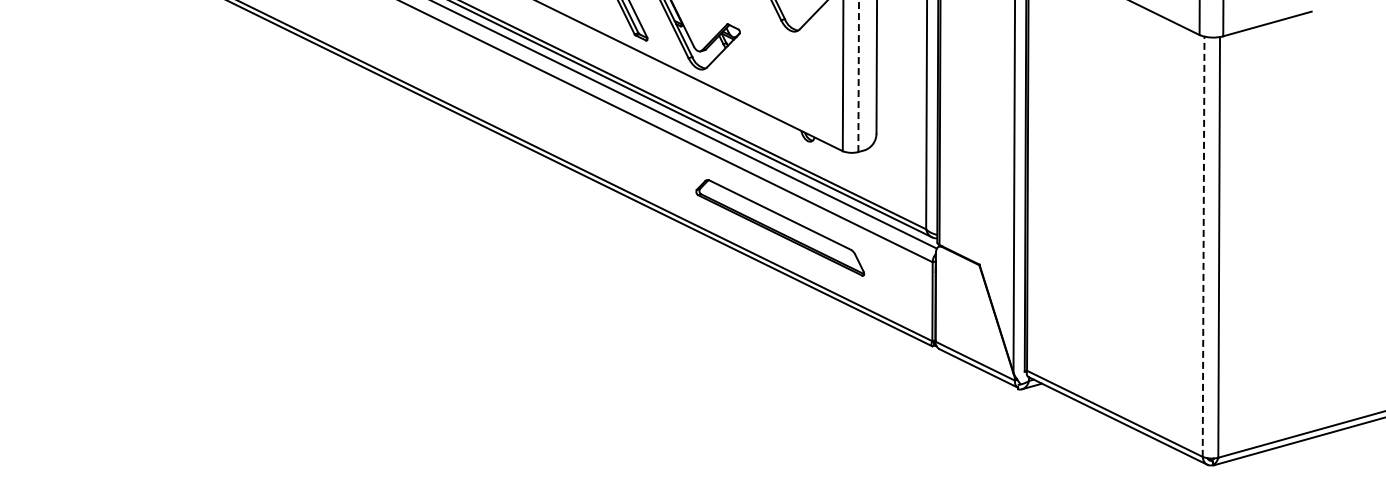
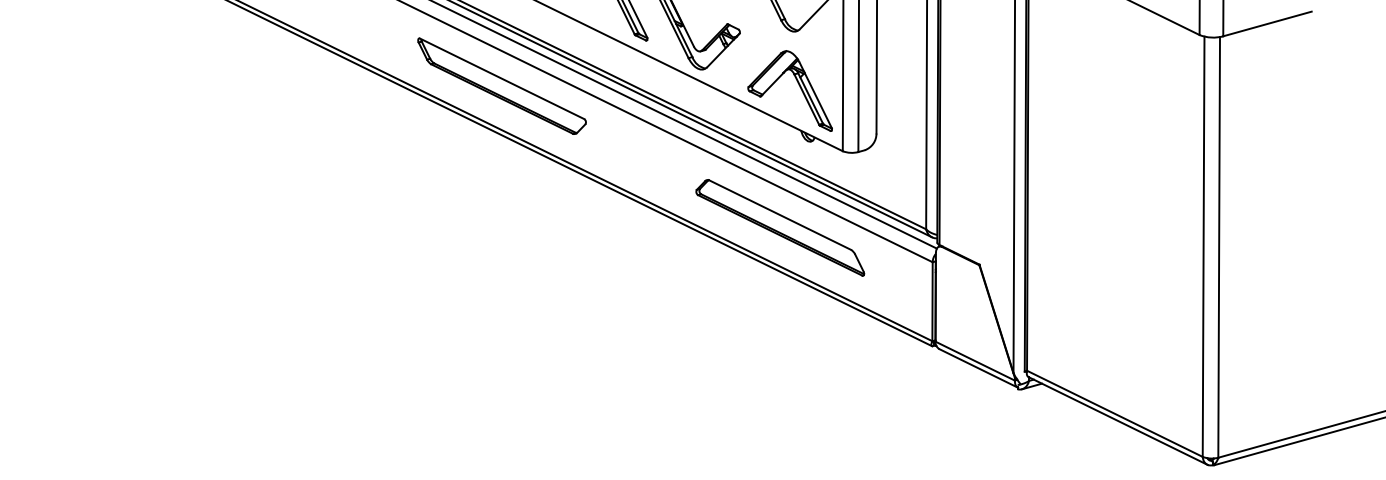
line: dashed -> solid (858, 76)
part: none -> present (501, 85)
part: none -> present (798, 85)
line: dashed -> solid (1203, 246)
